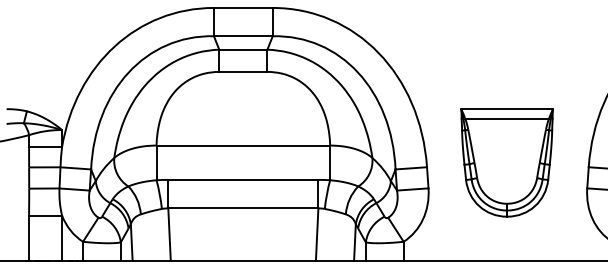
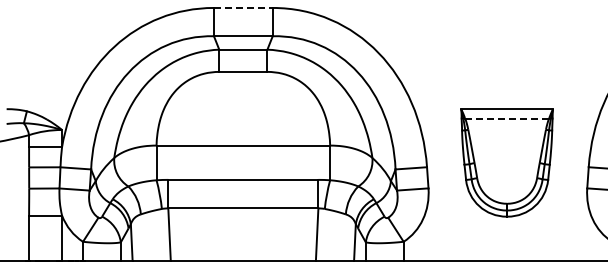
line: solid -> dashed (243, 7)
line: solid -> dashed (507, 118)
